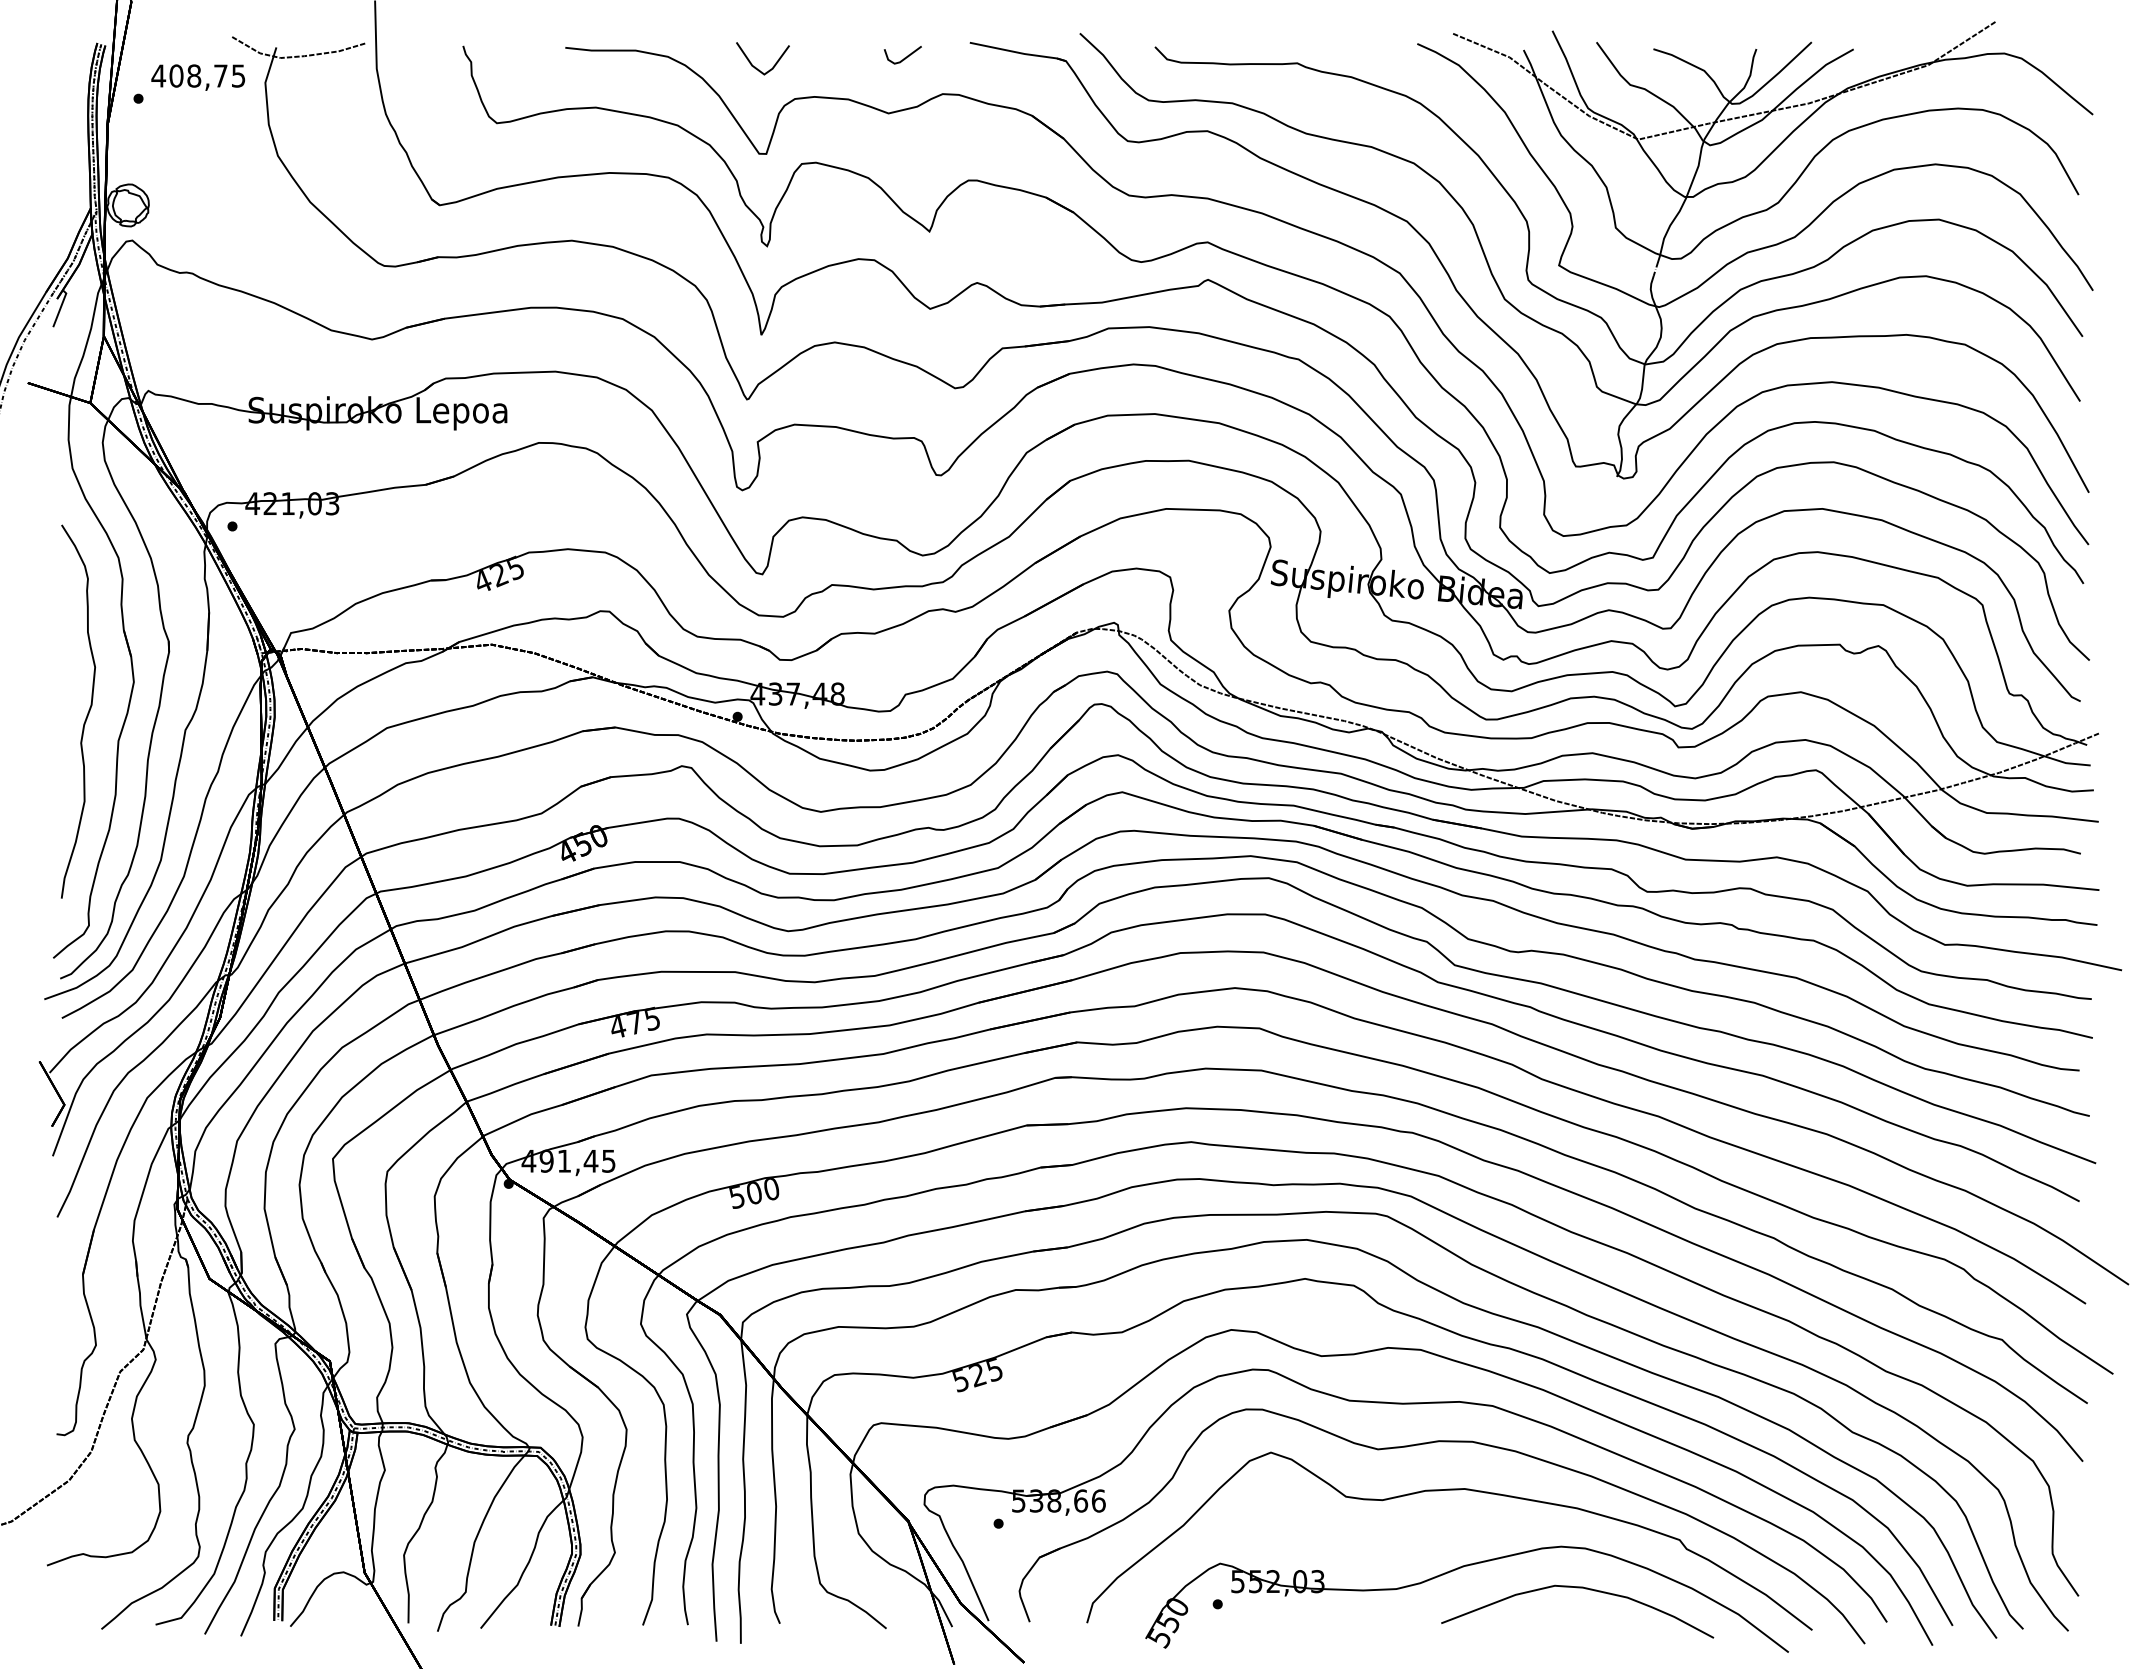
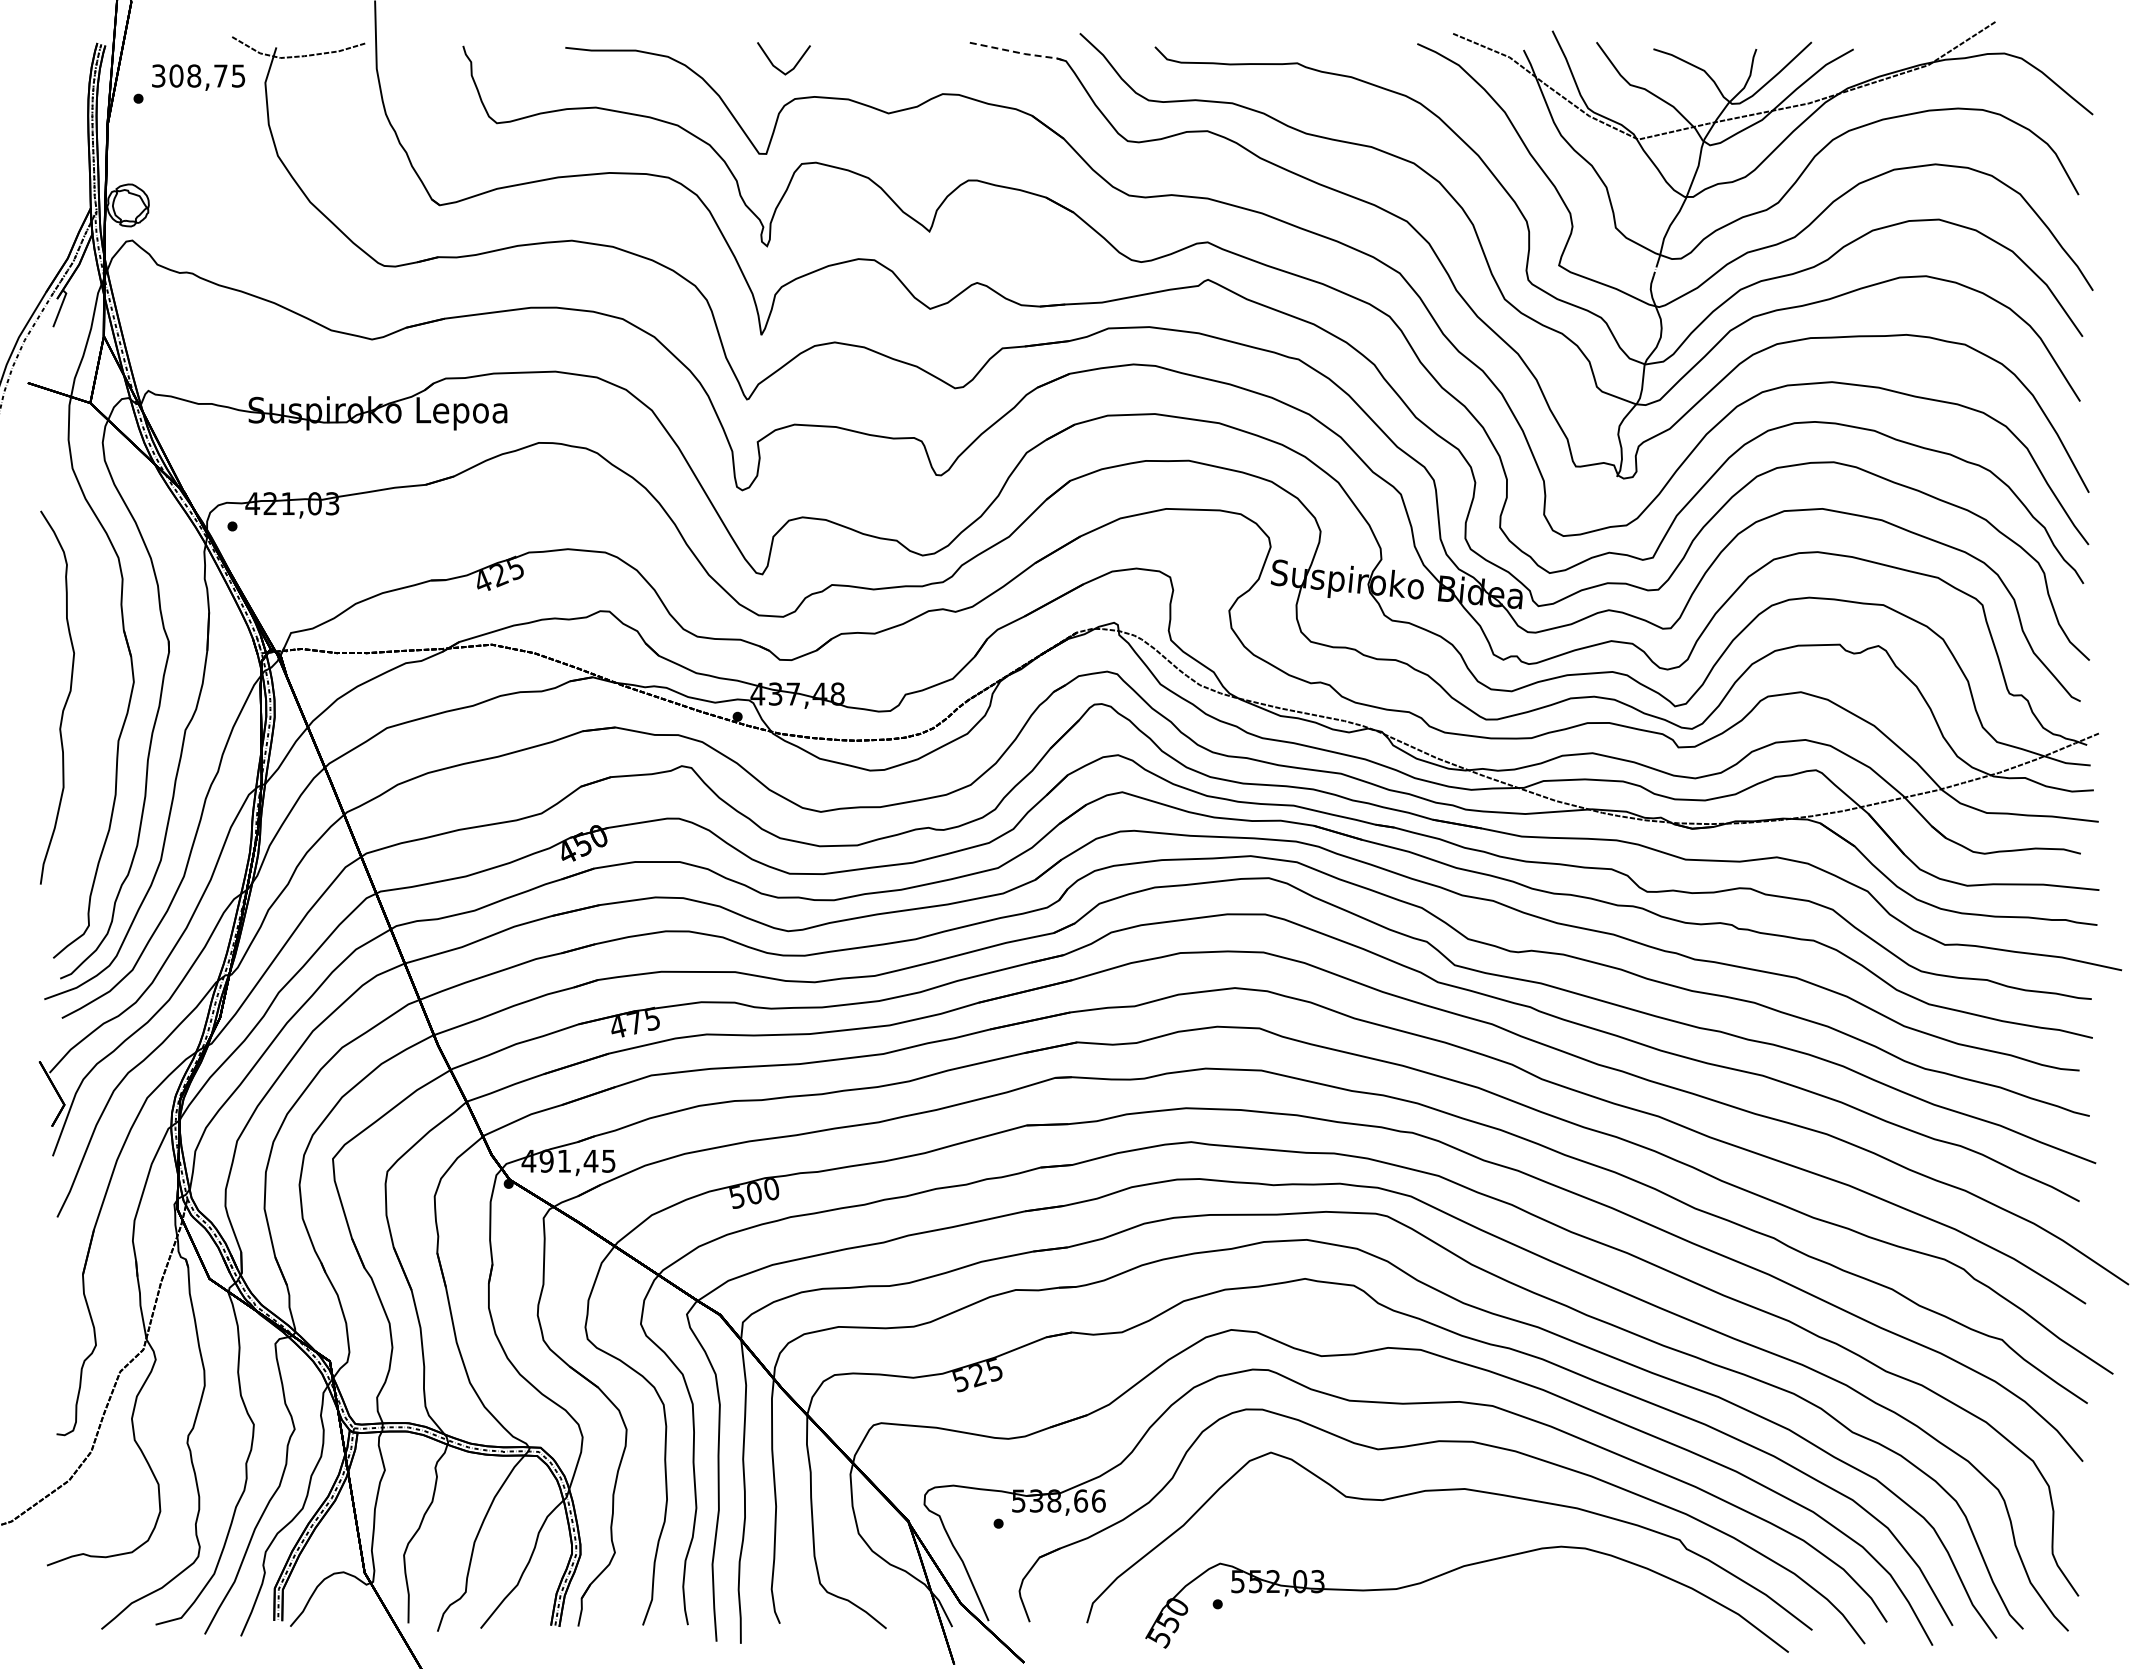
line: solid -> dashed (1019, 53)
line: present -> none (904, 57)
line position: (755, 66) -> (776, 66) (776, 66)
text: 408,75 -> 308,75 (158, 75)
curve position: (86, 715) -> (65, 701) (65, 701)
curve: present -> none (1577, 1588)
